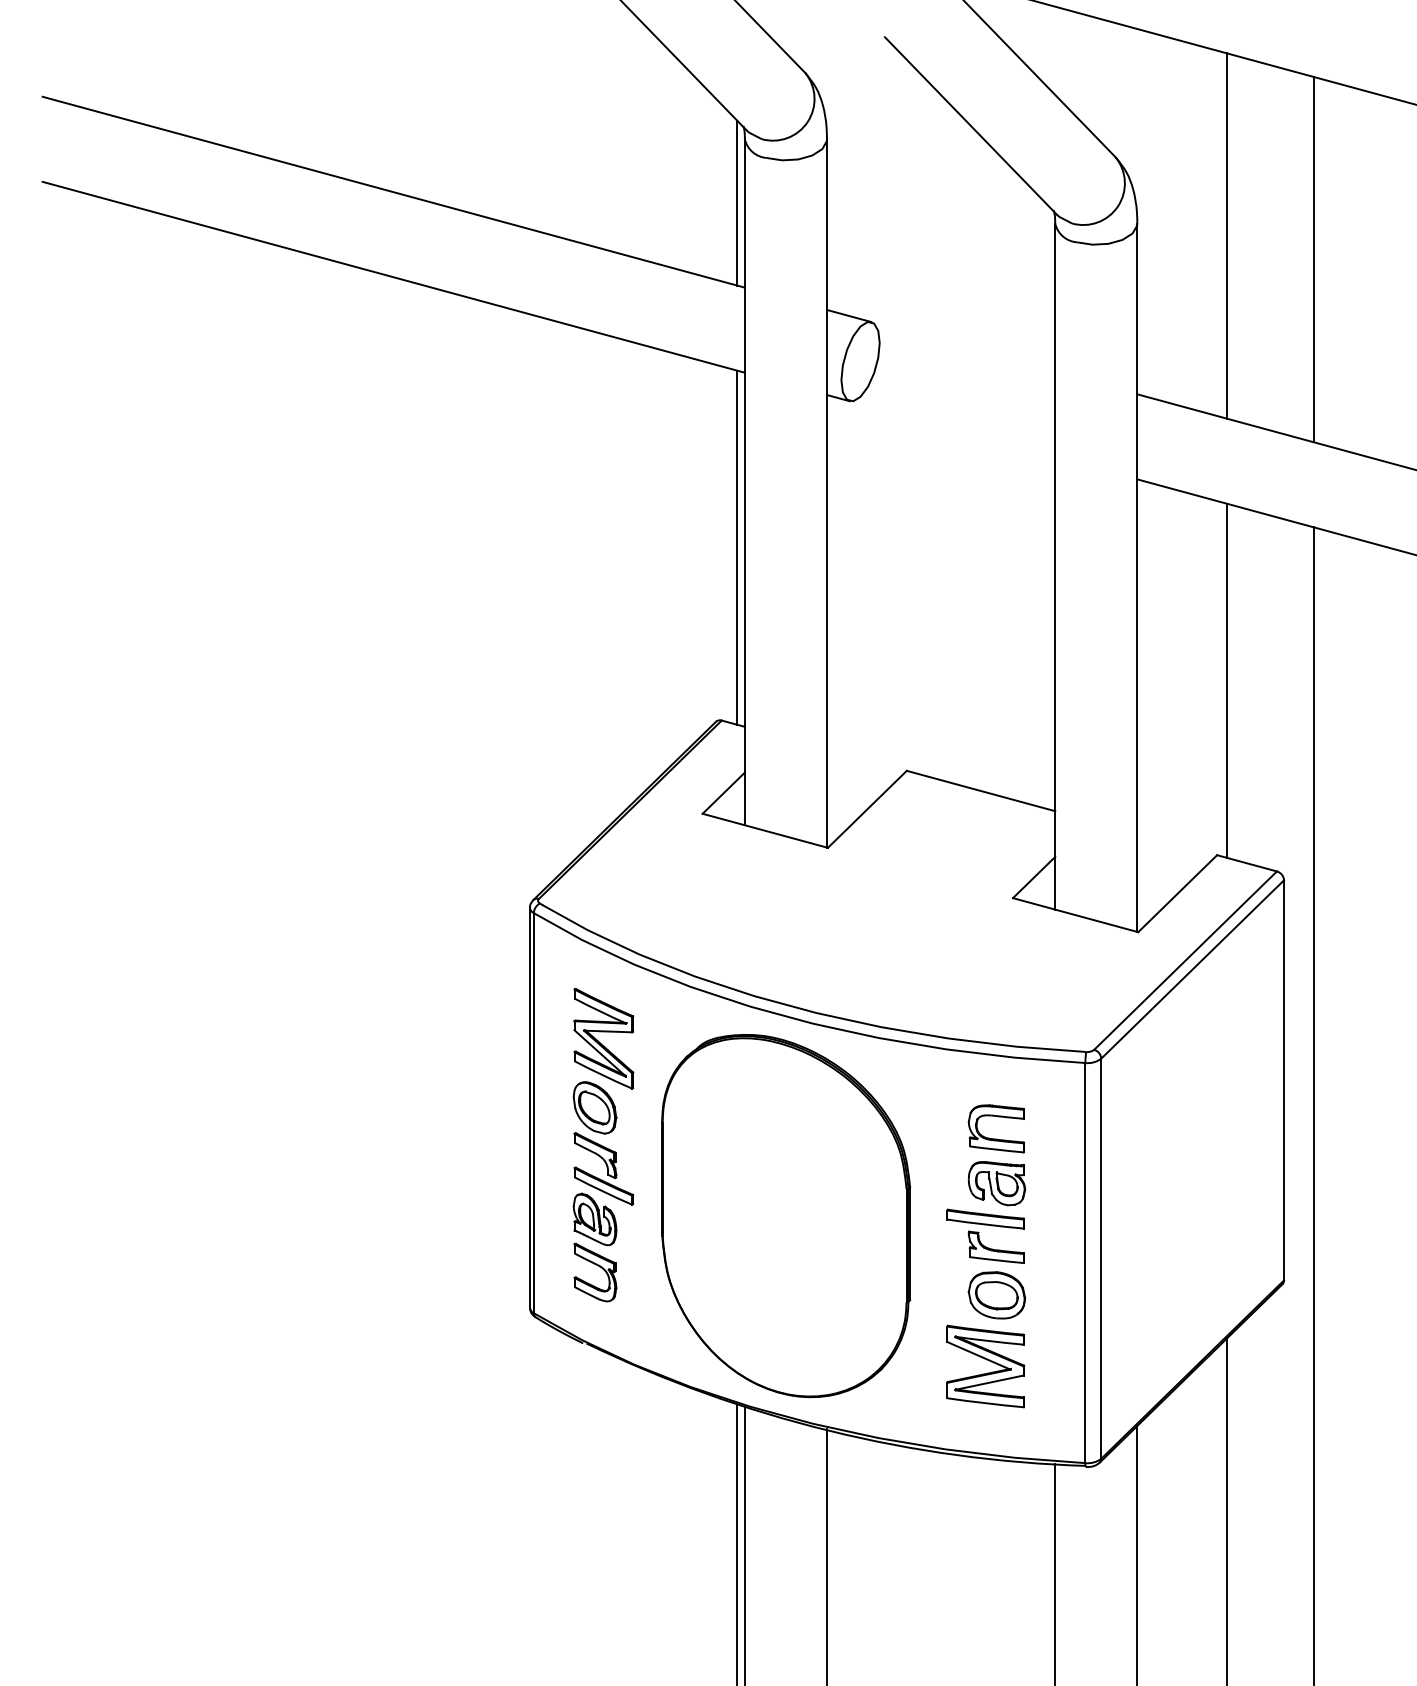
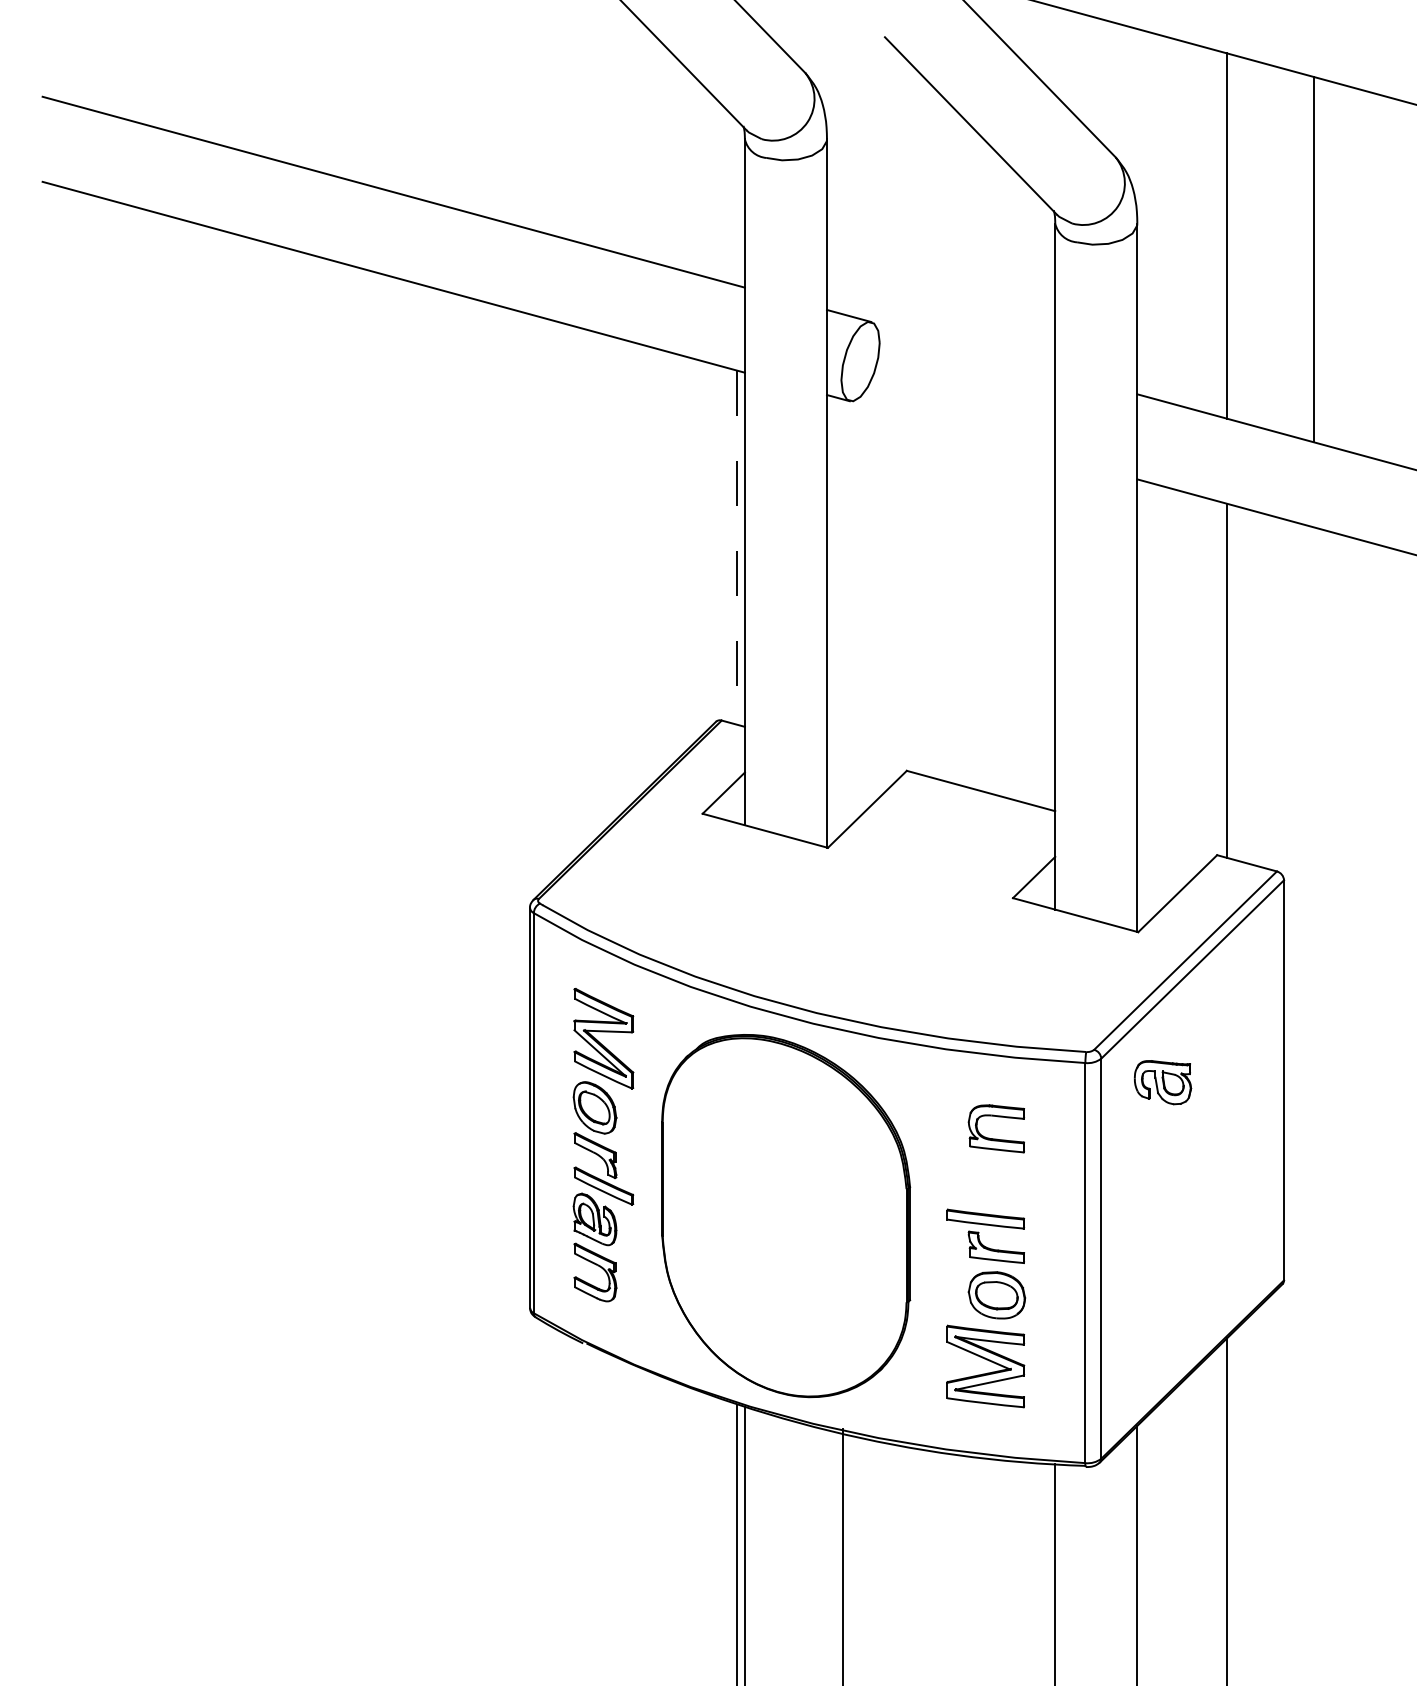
line: present -> none (737, 202)
line: solid -> dashed (737, 548)
line: present -> none (1314, 1104)
part position: (997, 1183) -> (1163, 1082) (1163, 1082)
line position: (827, 1555) -> (843, 1555) (843, 1555)
